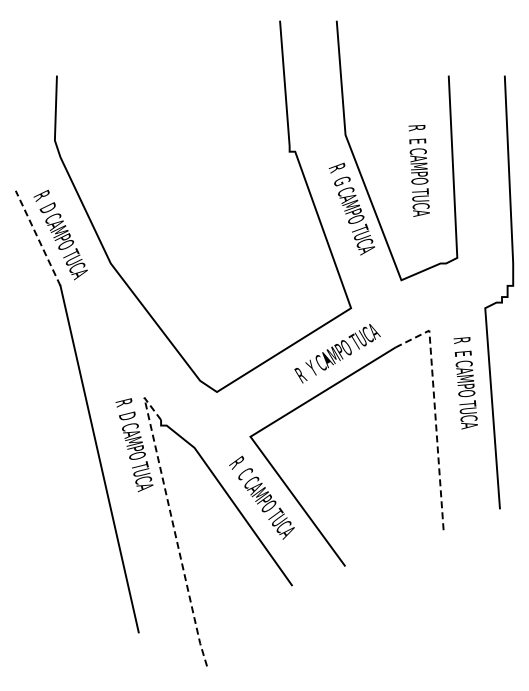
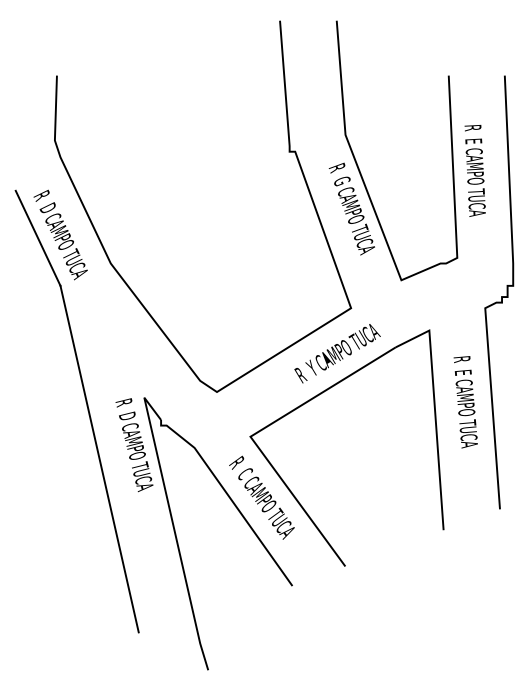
text position: (418, 170) -> (474, 170) (474, 170)
line: dashed -> solid (38, 238)
text position: (465, 383) -> (465, 402) (465, 402)
line: dashed -> solid (435, 411)
line: dashed -> solid (172, 521)
